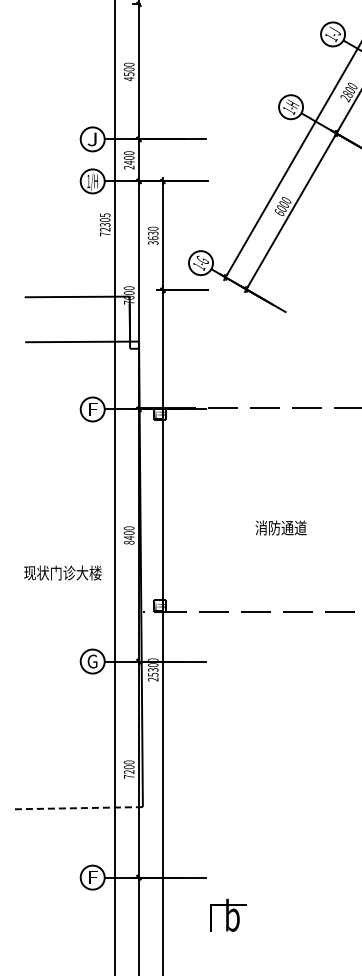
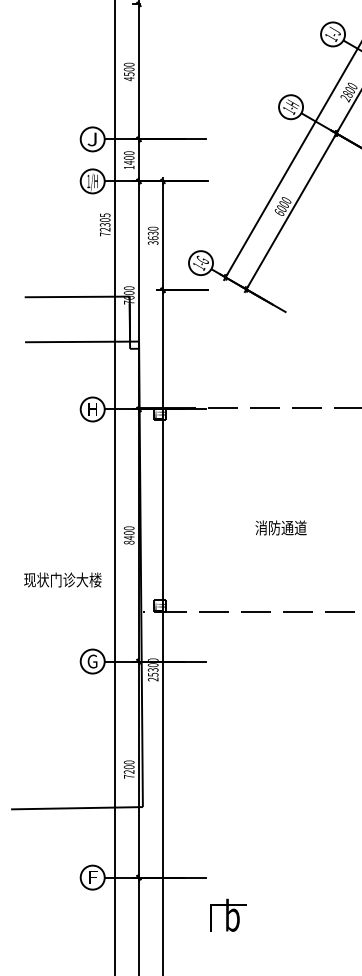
text: 2400 -> 1400 (128, 167)
text: F -> H (92, 409)
text position: (62, 572) -> (62, 579) (62, 579)
line: dashed -> solid (76, 808)
